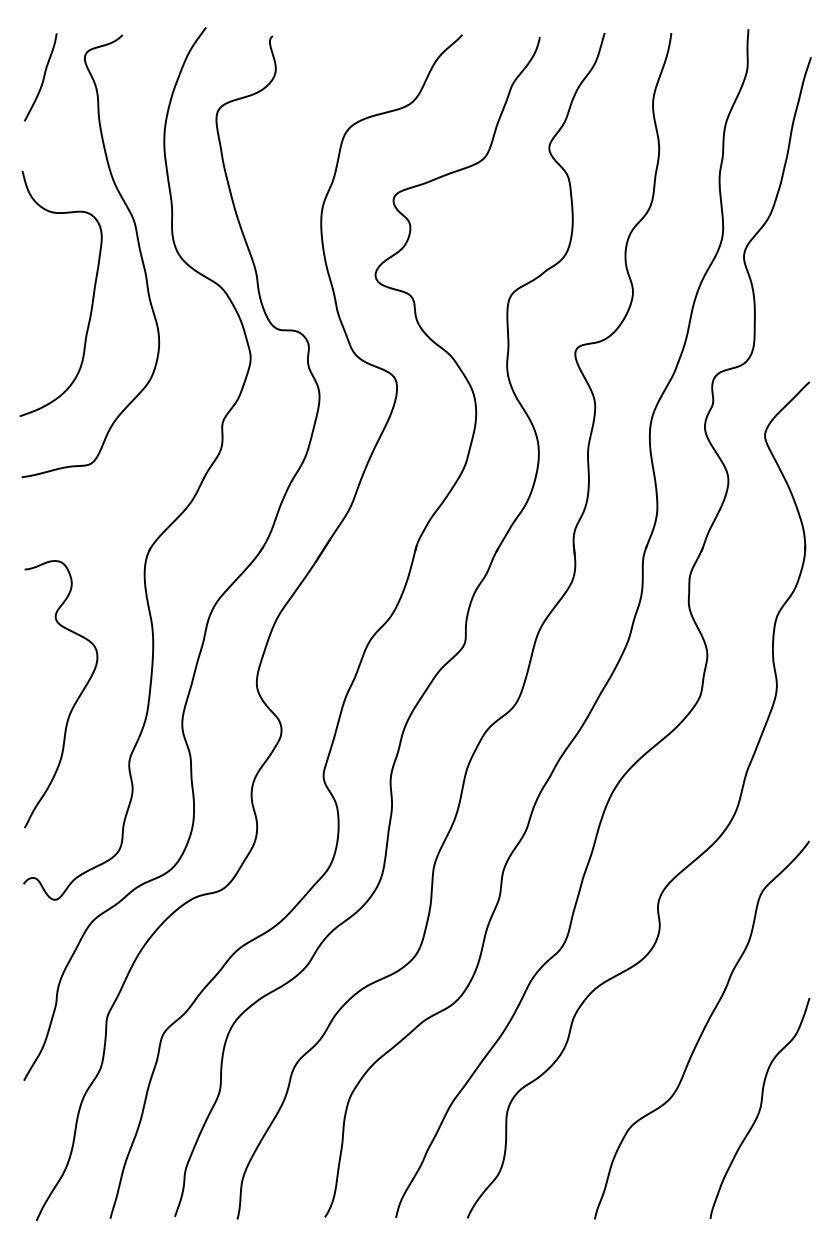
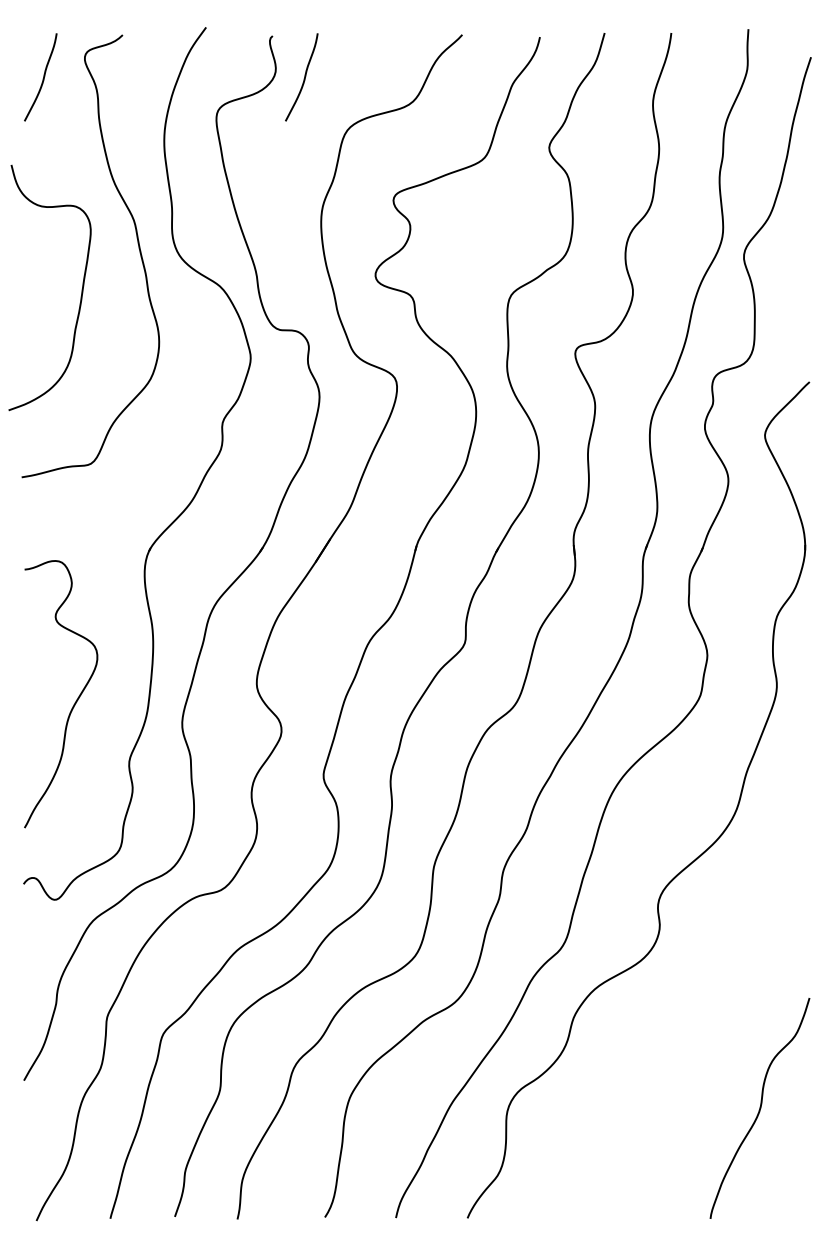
curve: none -> present (303, 78)
curve position: (92, 295) -> (81, 289) (81, 289)
curve: present -> none (702, 1029)
